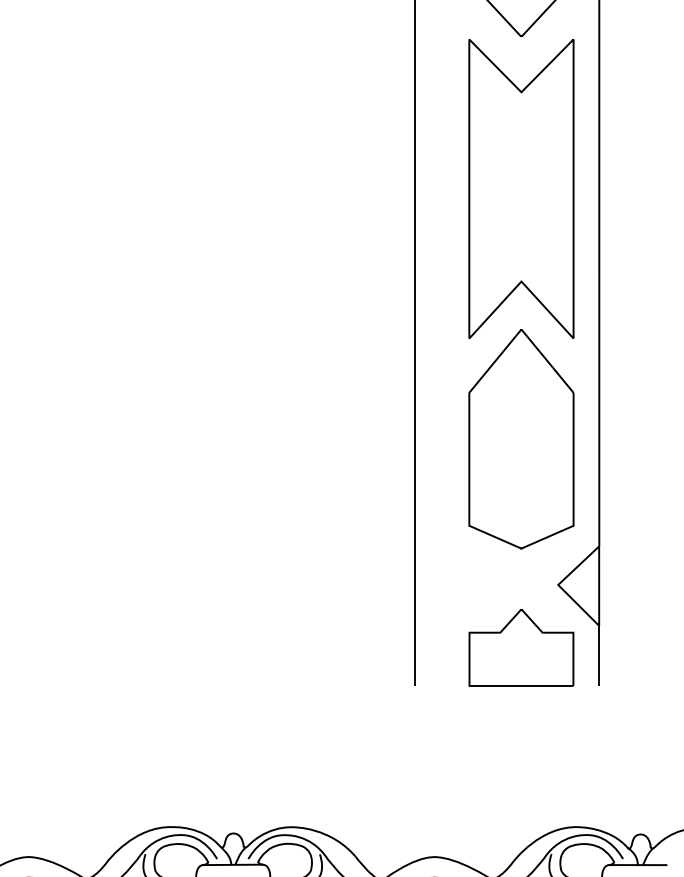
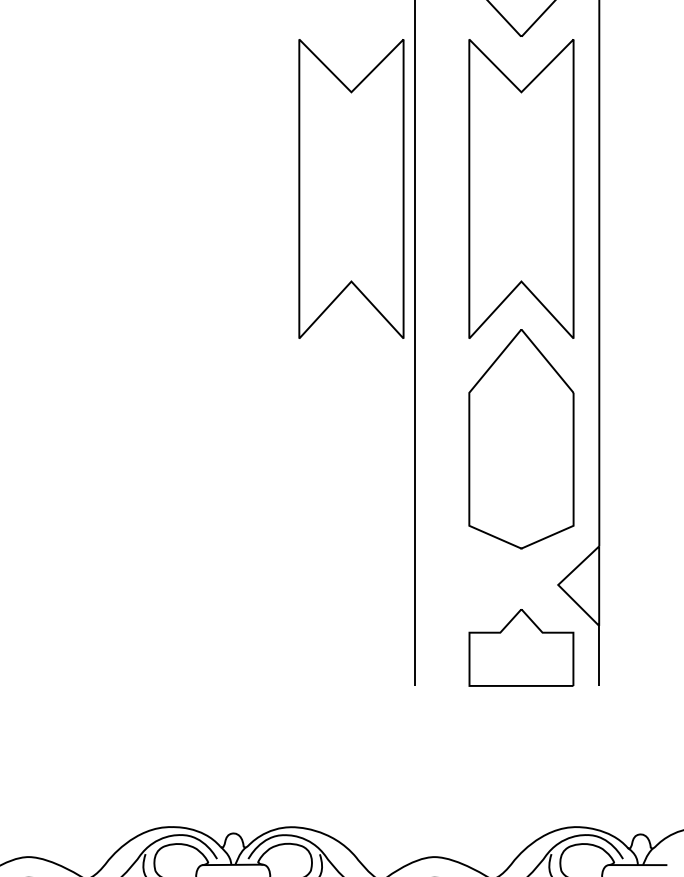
part: none -> present (351, 188)
